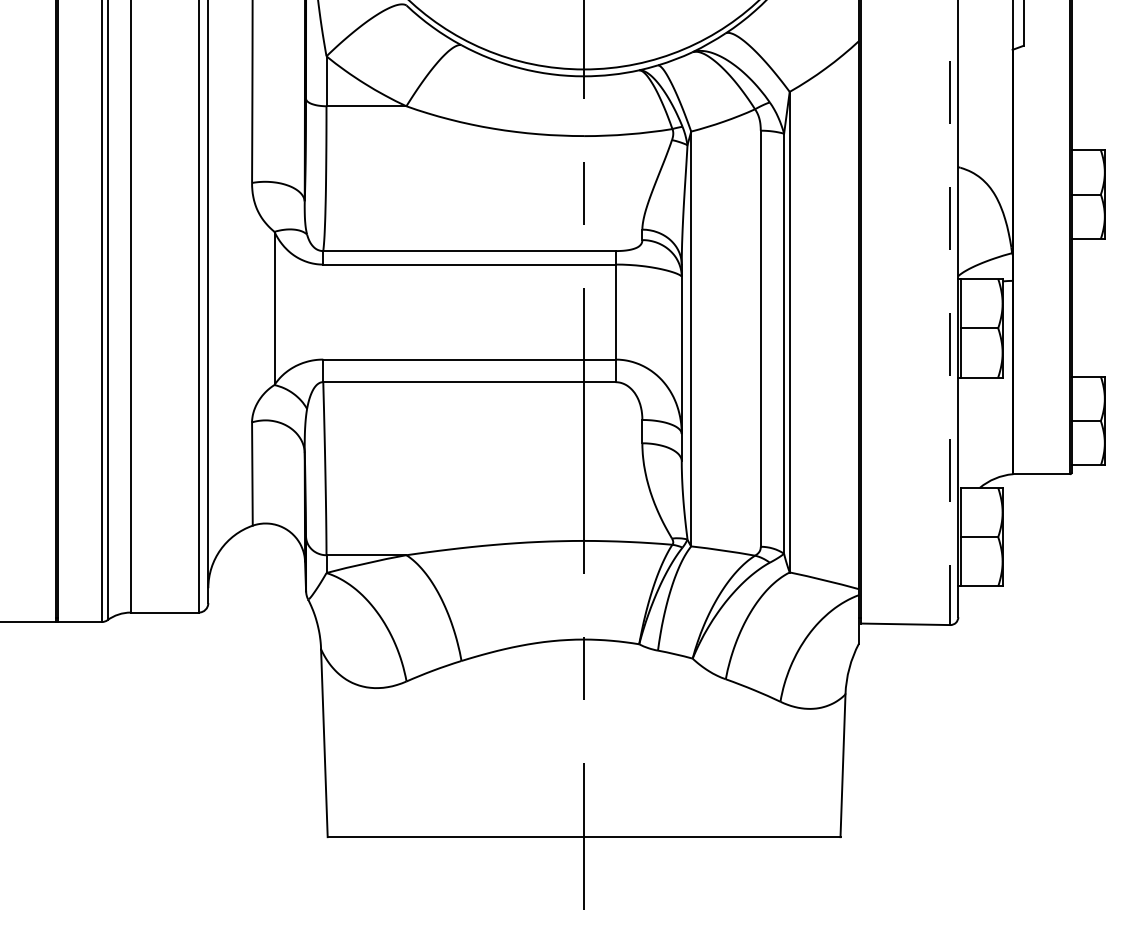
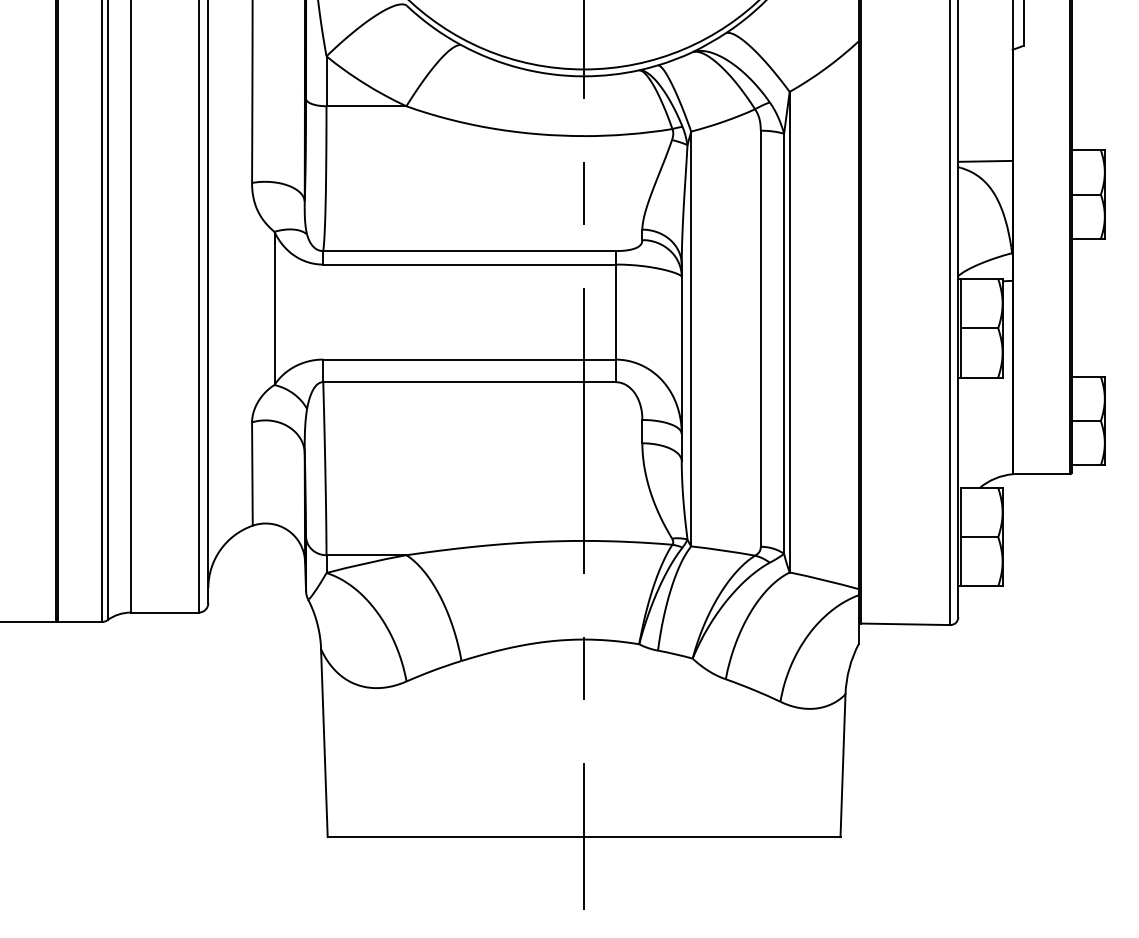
line: none -> present (985, 160)
line: dashed -> solid (950, 313)
